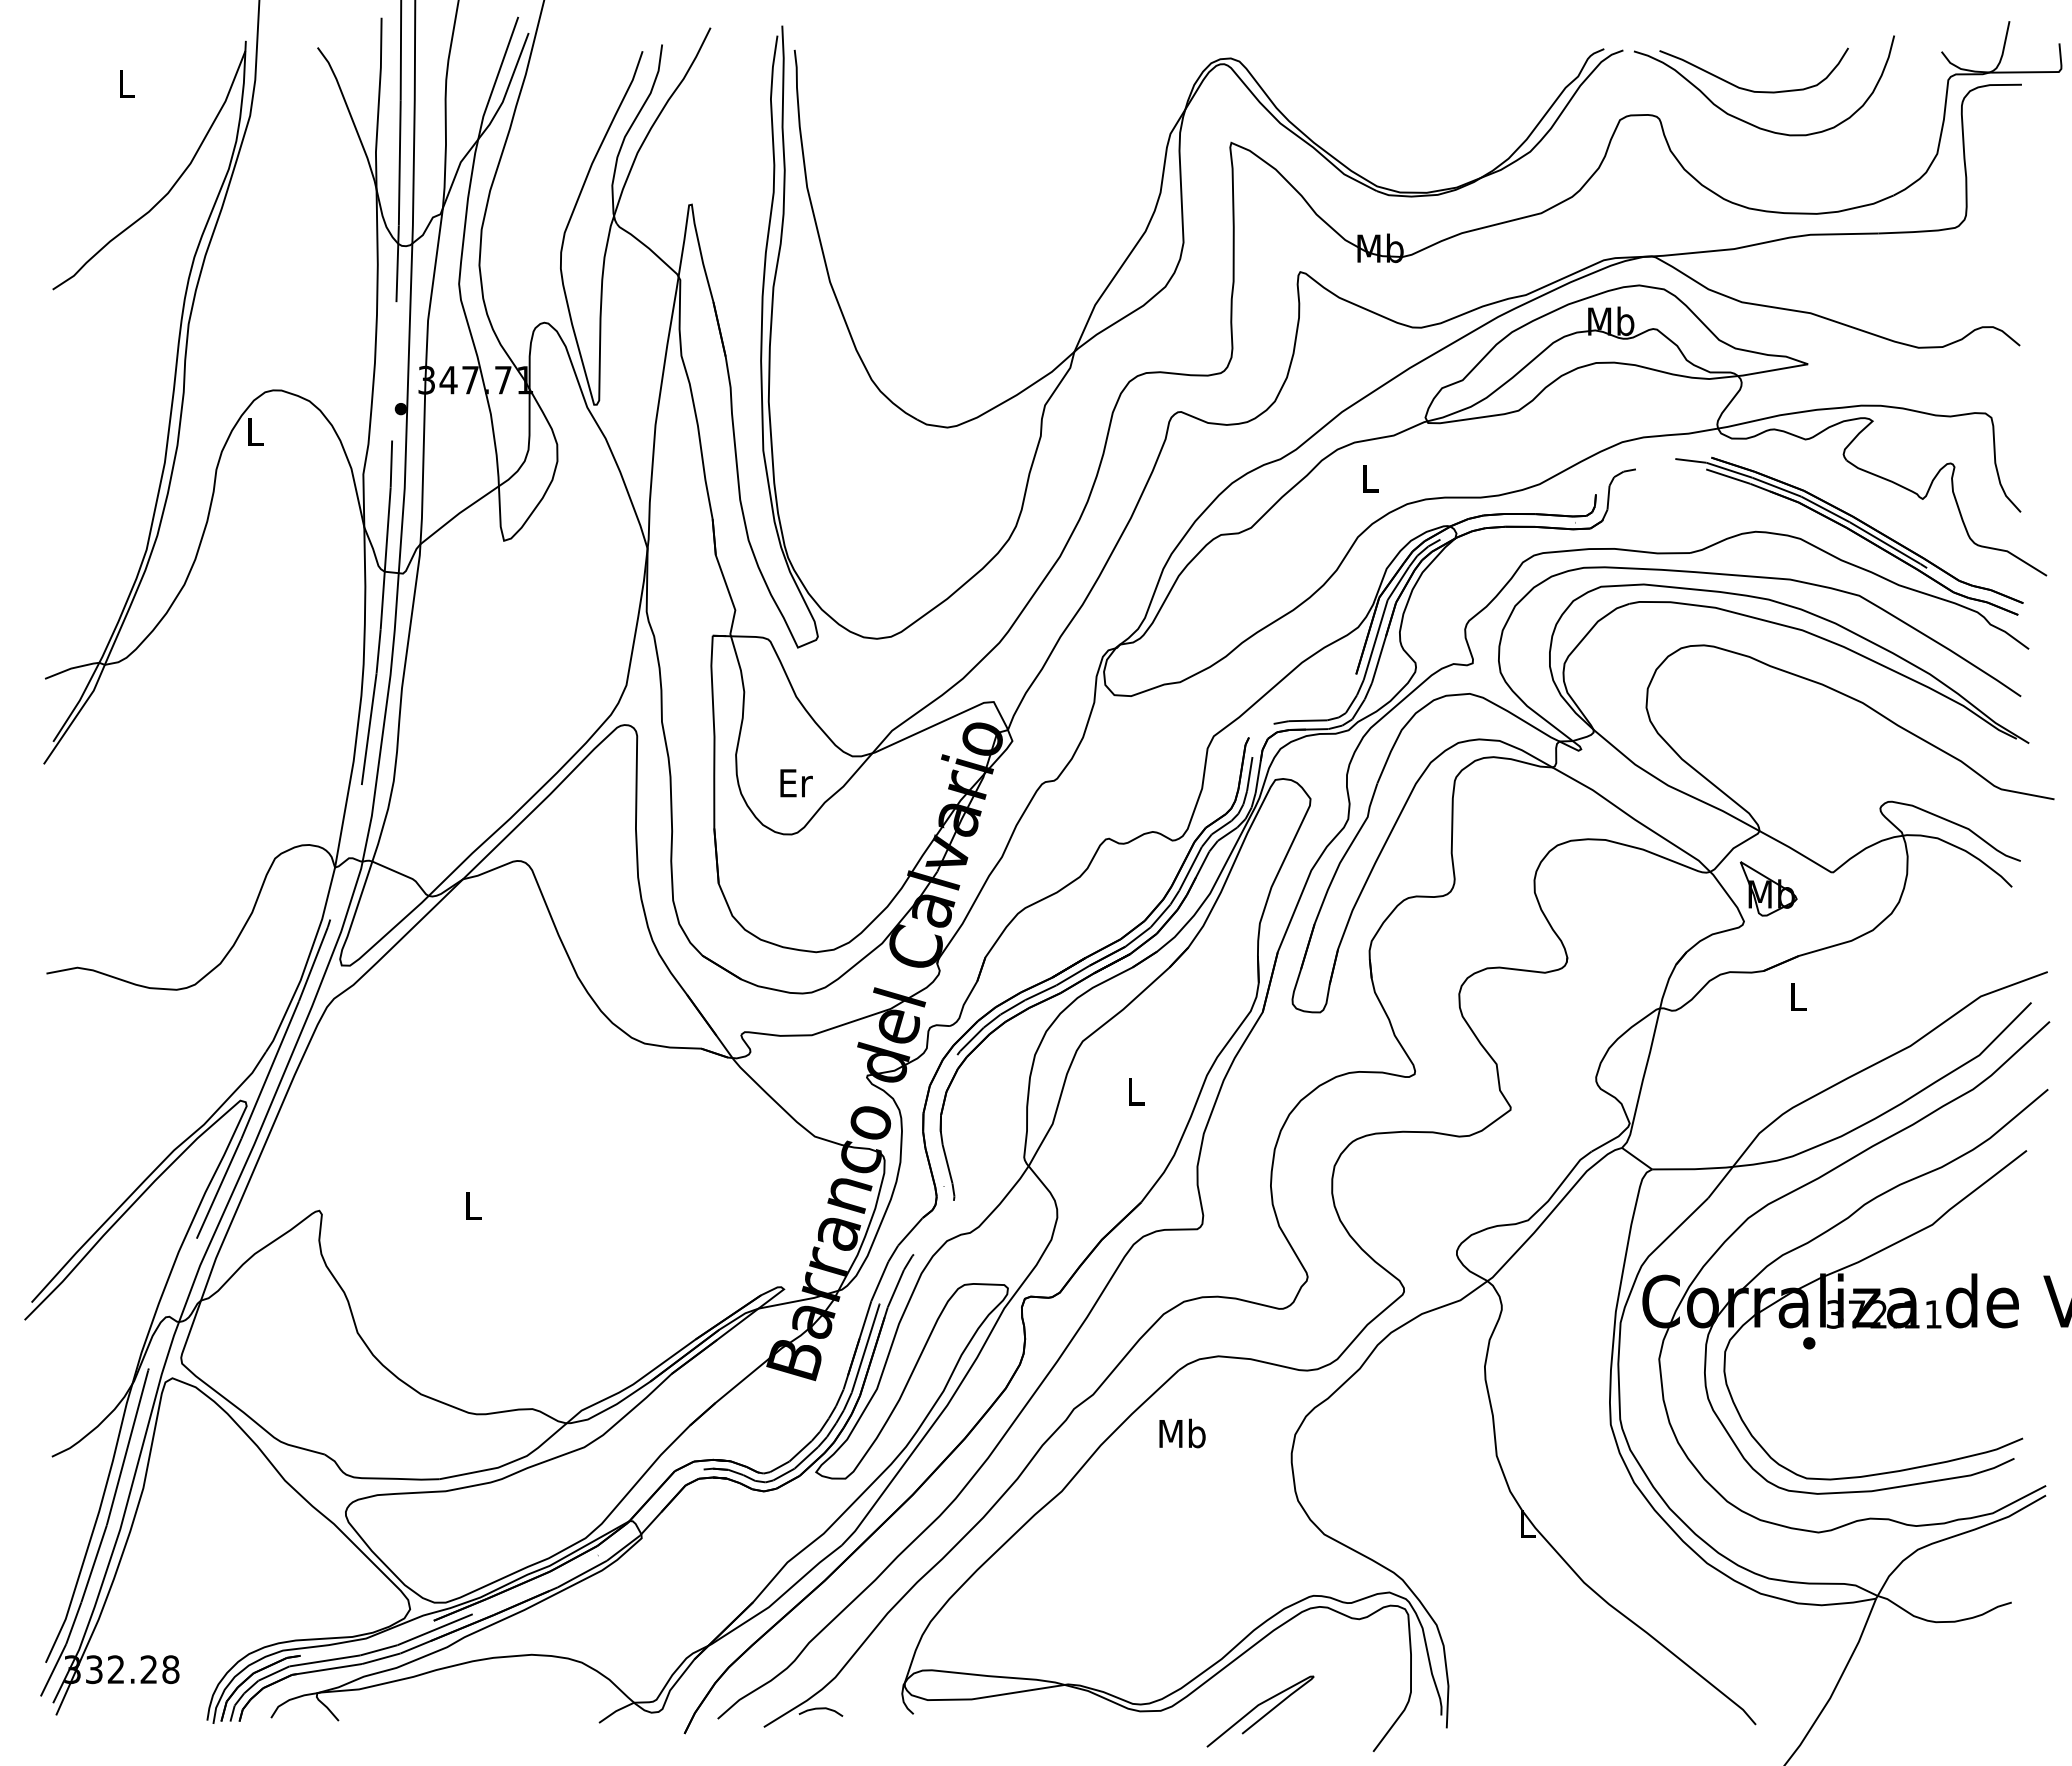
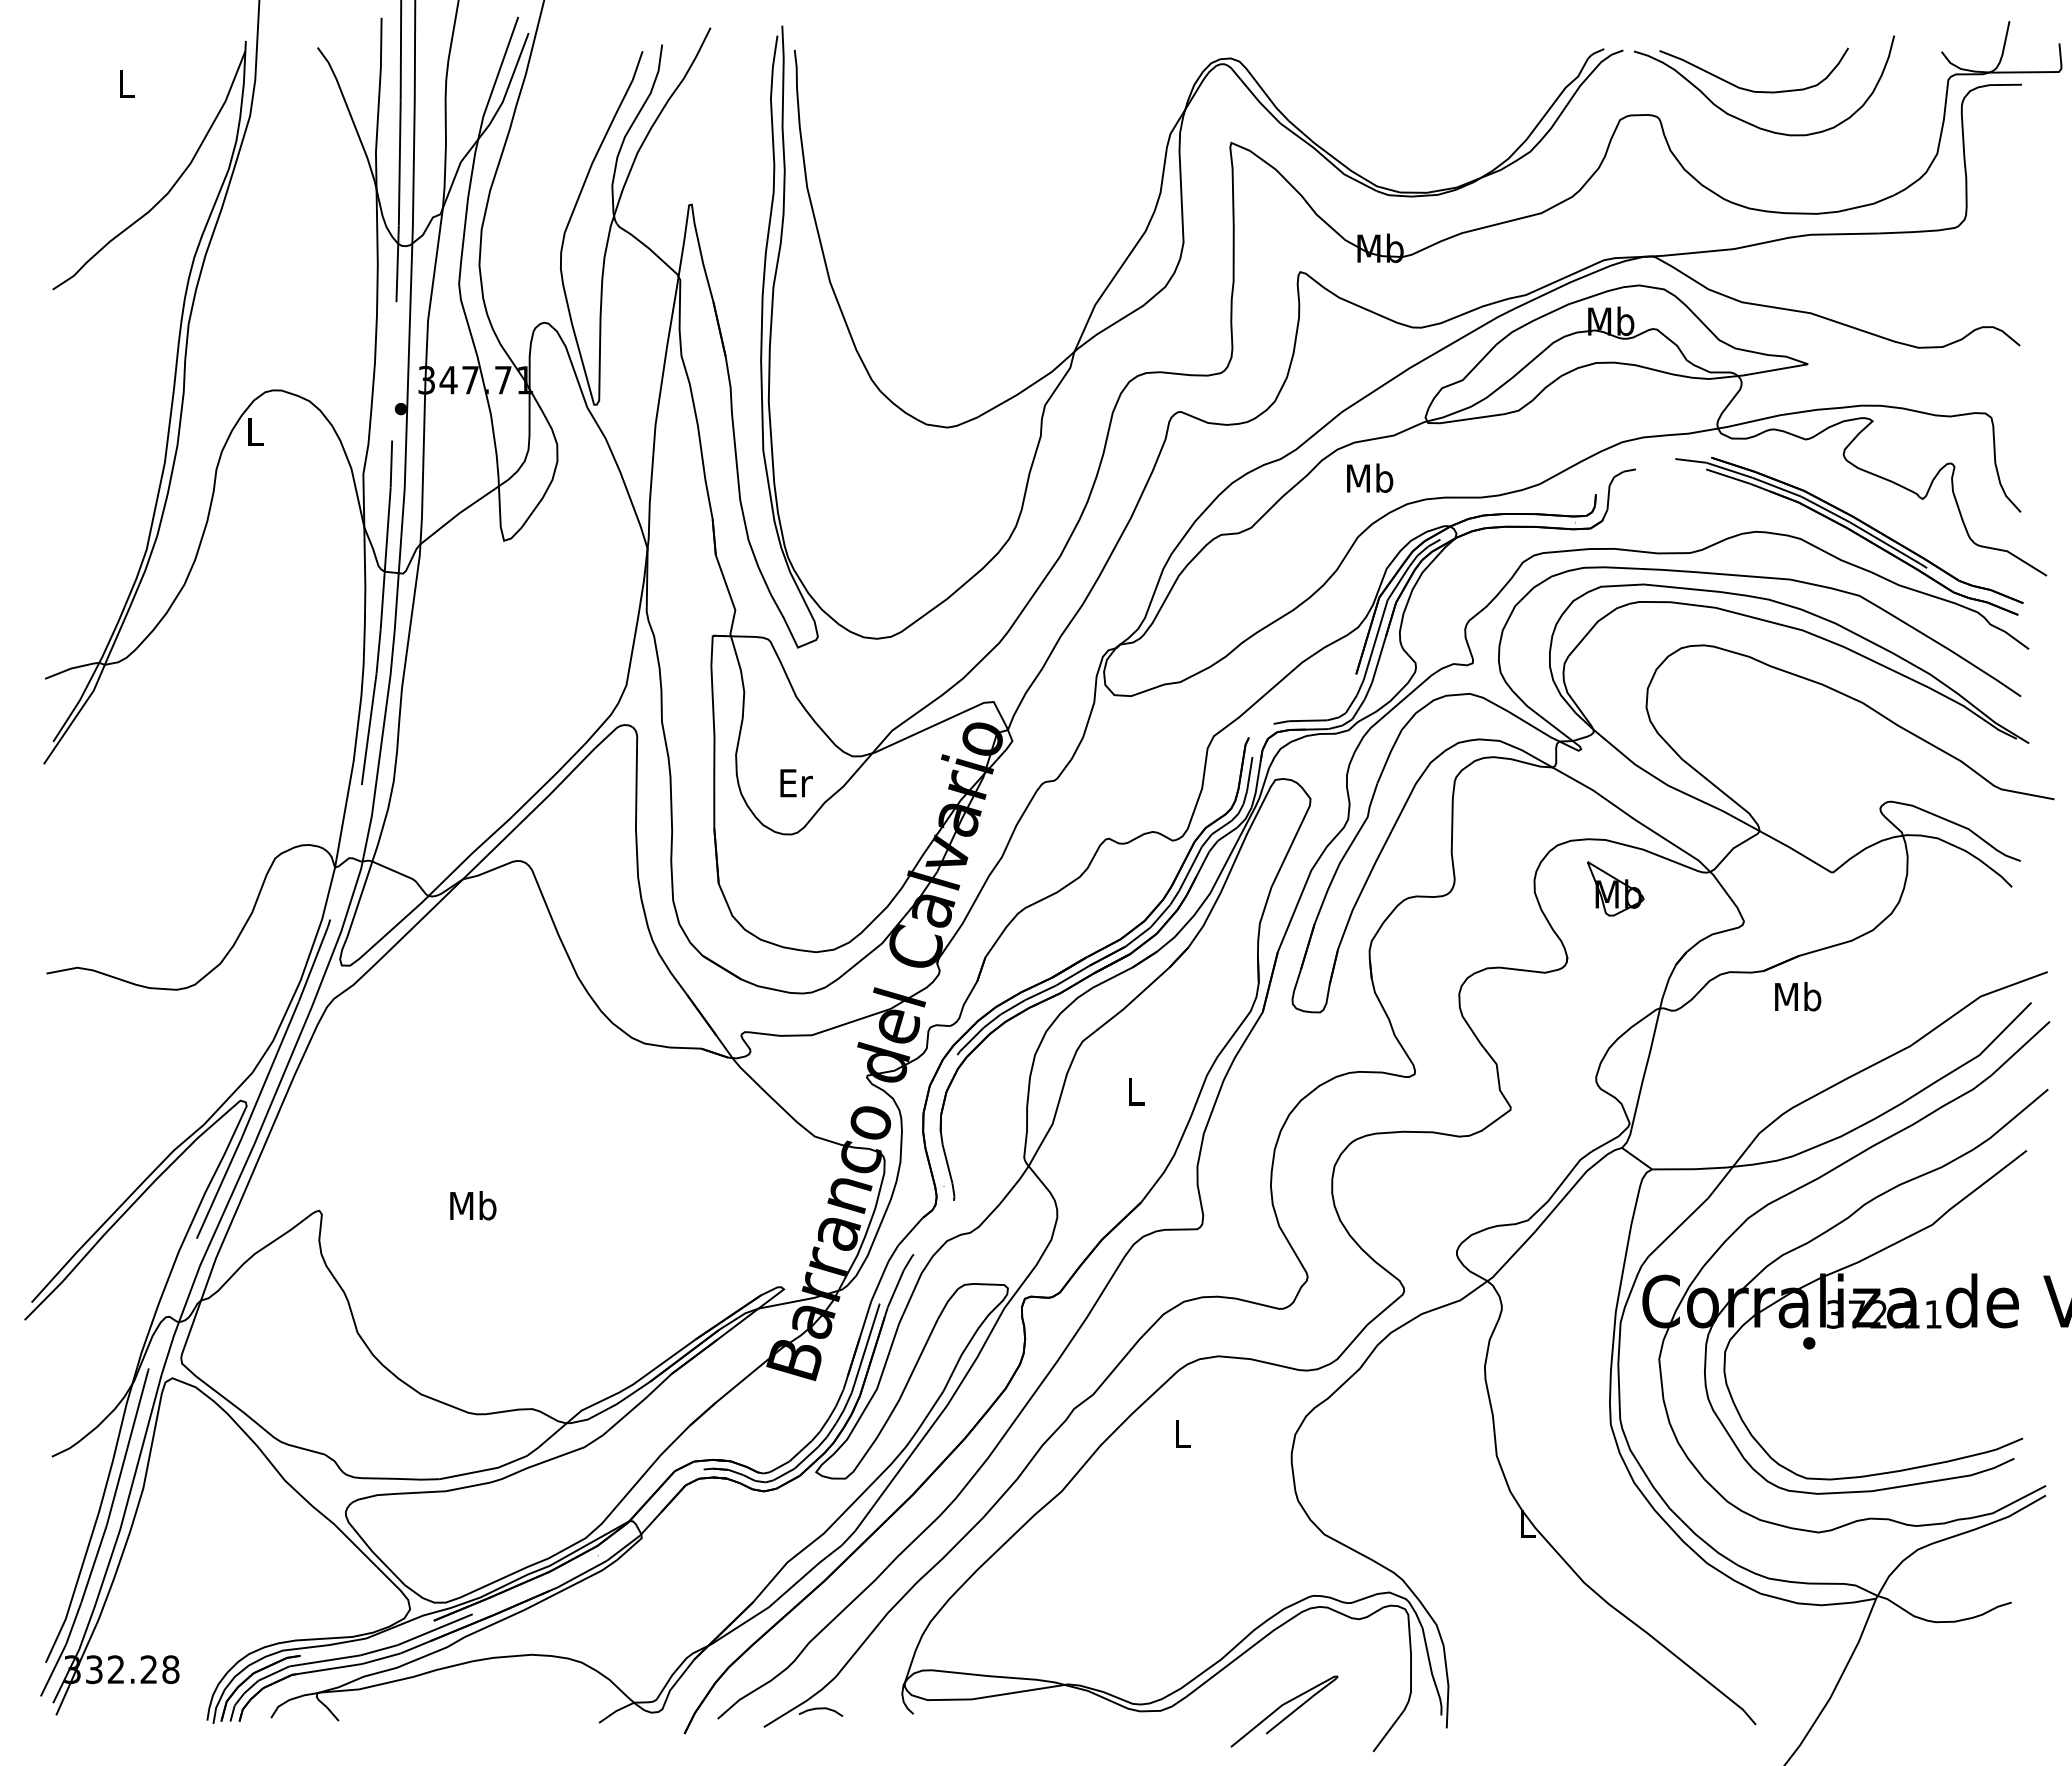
text: L -> Mb (1370, 477)
part position: (1768, 888) -> (1615, 888) (1615, 888)
text: L -> Mb (1798, 996)
text: L -> Mb (473, 1205)
text: Mb -> L (1182, 1433)
curve position: (1257, 1707) -> (1281, 1707) (1281, 1707)
